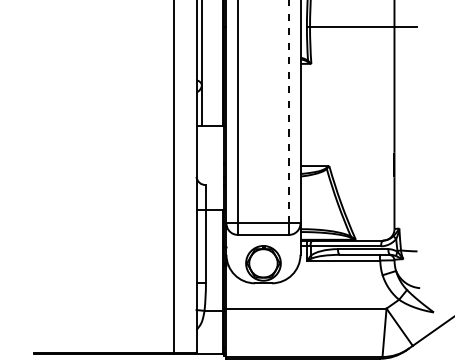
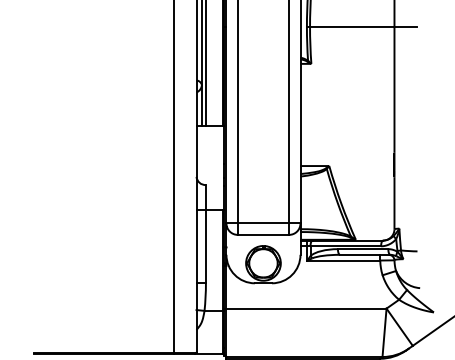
line: none -> present (206, 63)
line: dashed -> solid (289, 111)
